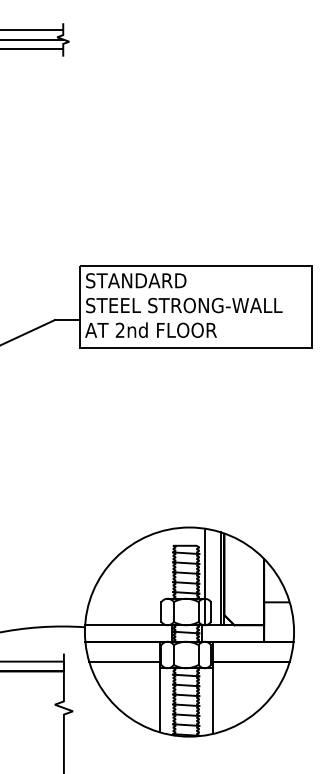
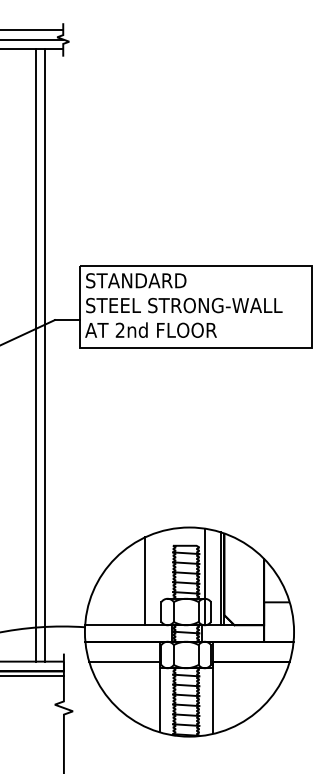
line: none -> present (35, 355)
line: none -> present (45, 355)
line: none -> present (145, 581)
line: none -> present (32, 676)
